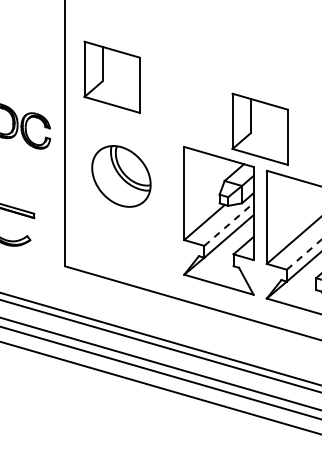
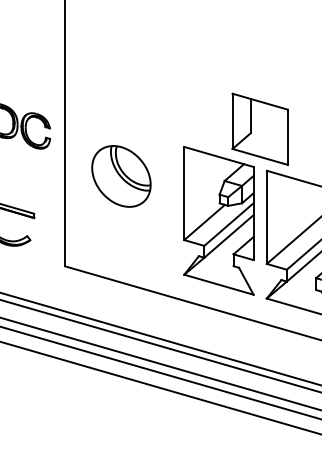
part: present -> none (111, 76)
line: dashed -> solid (228, 224)
line: dashed -> solid (304, 254)
